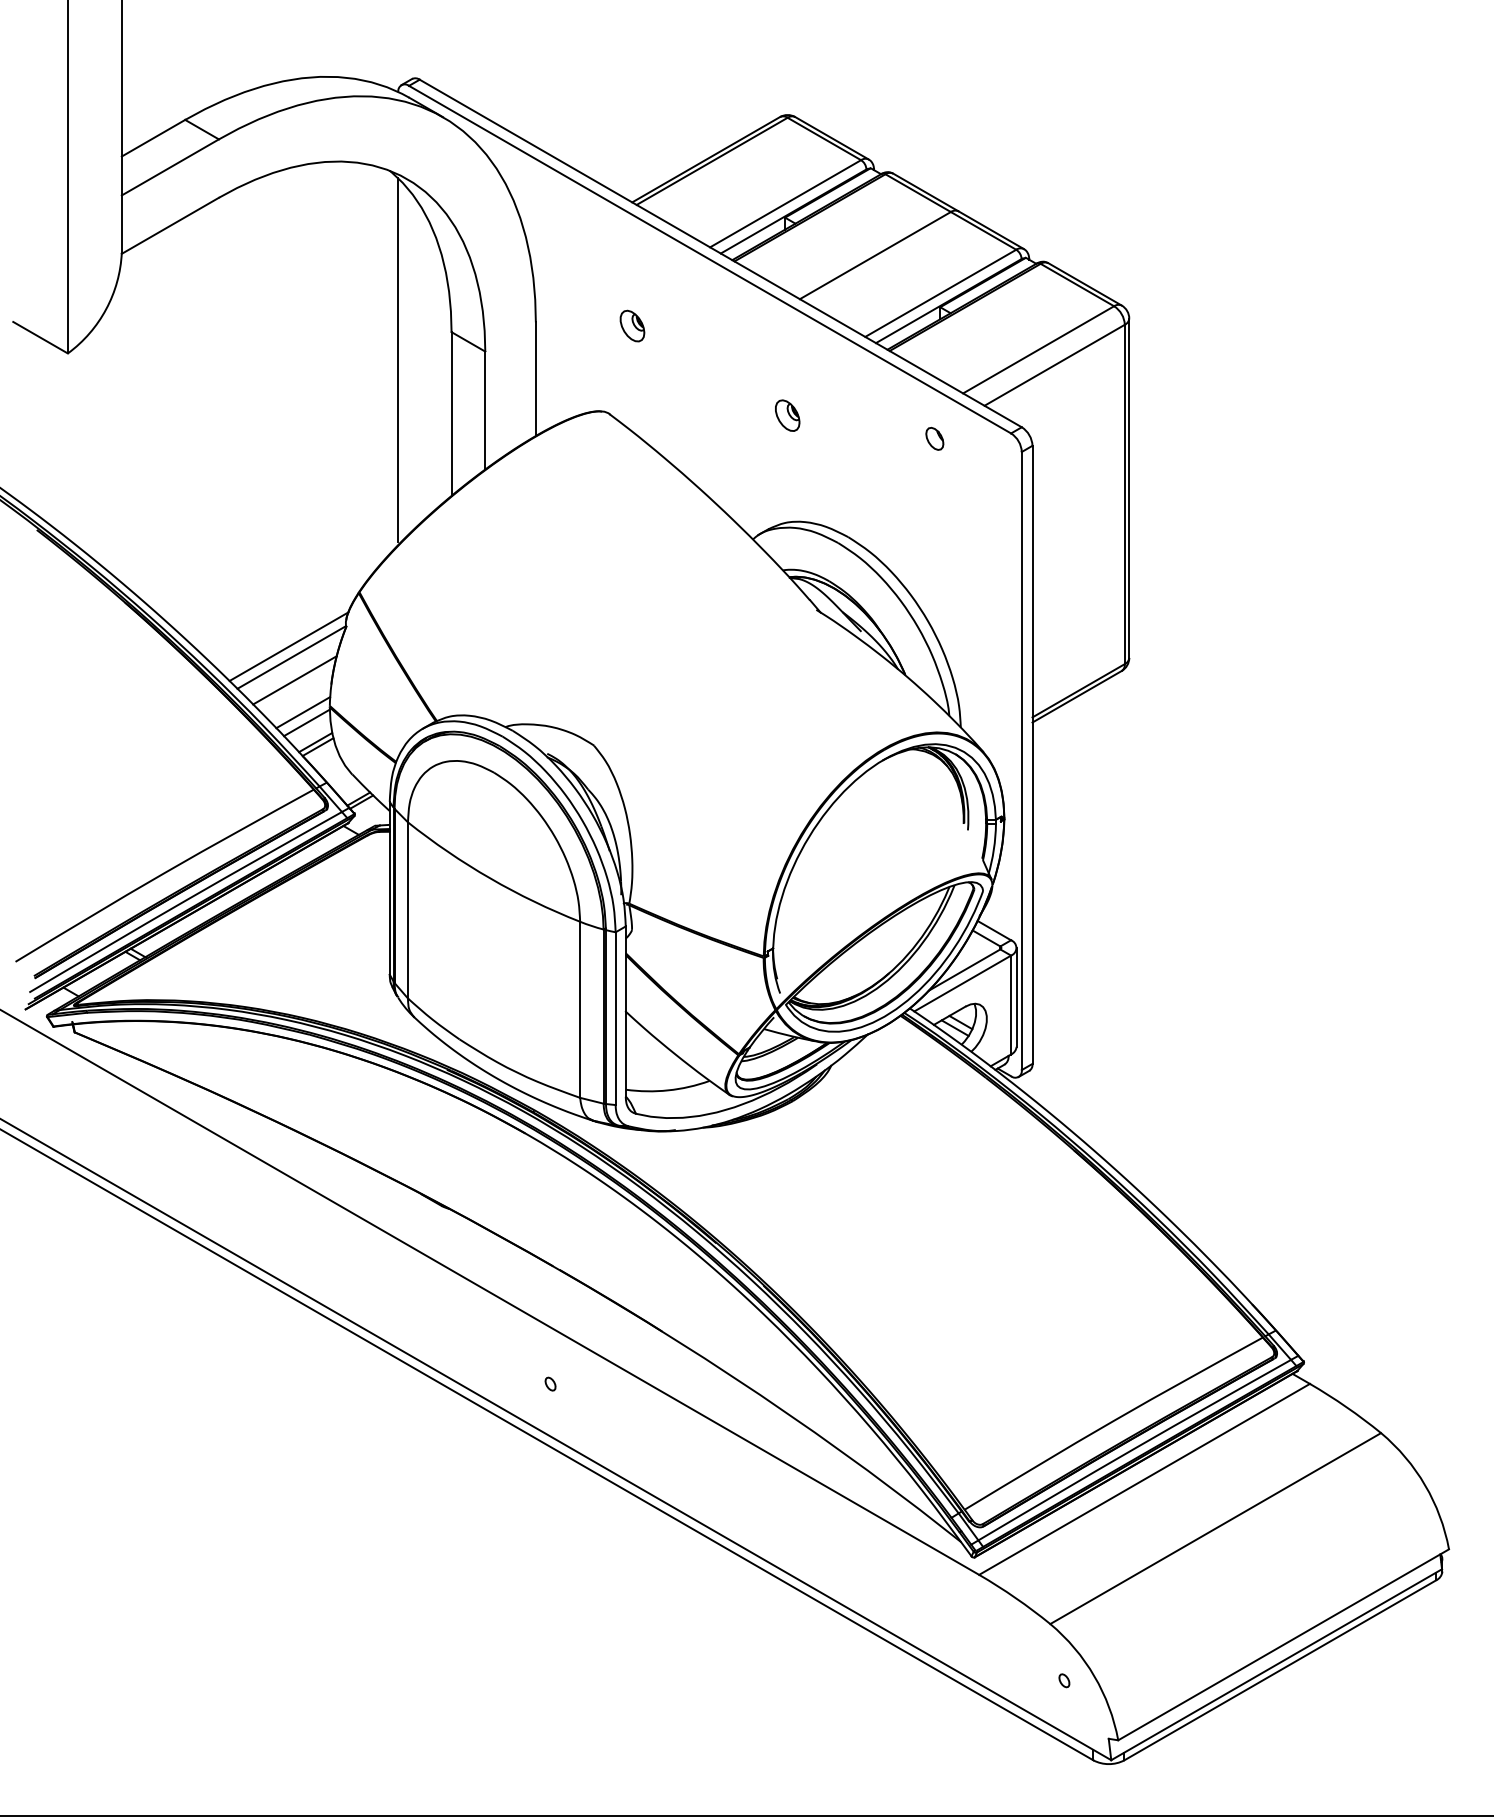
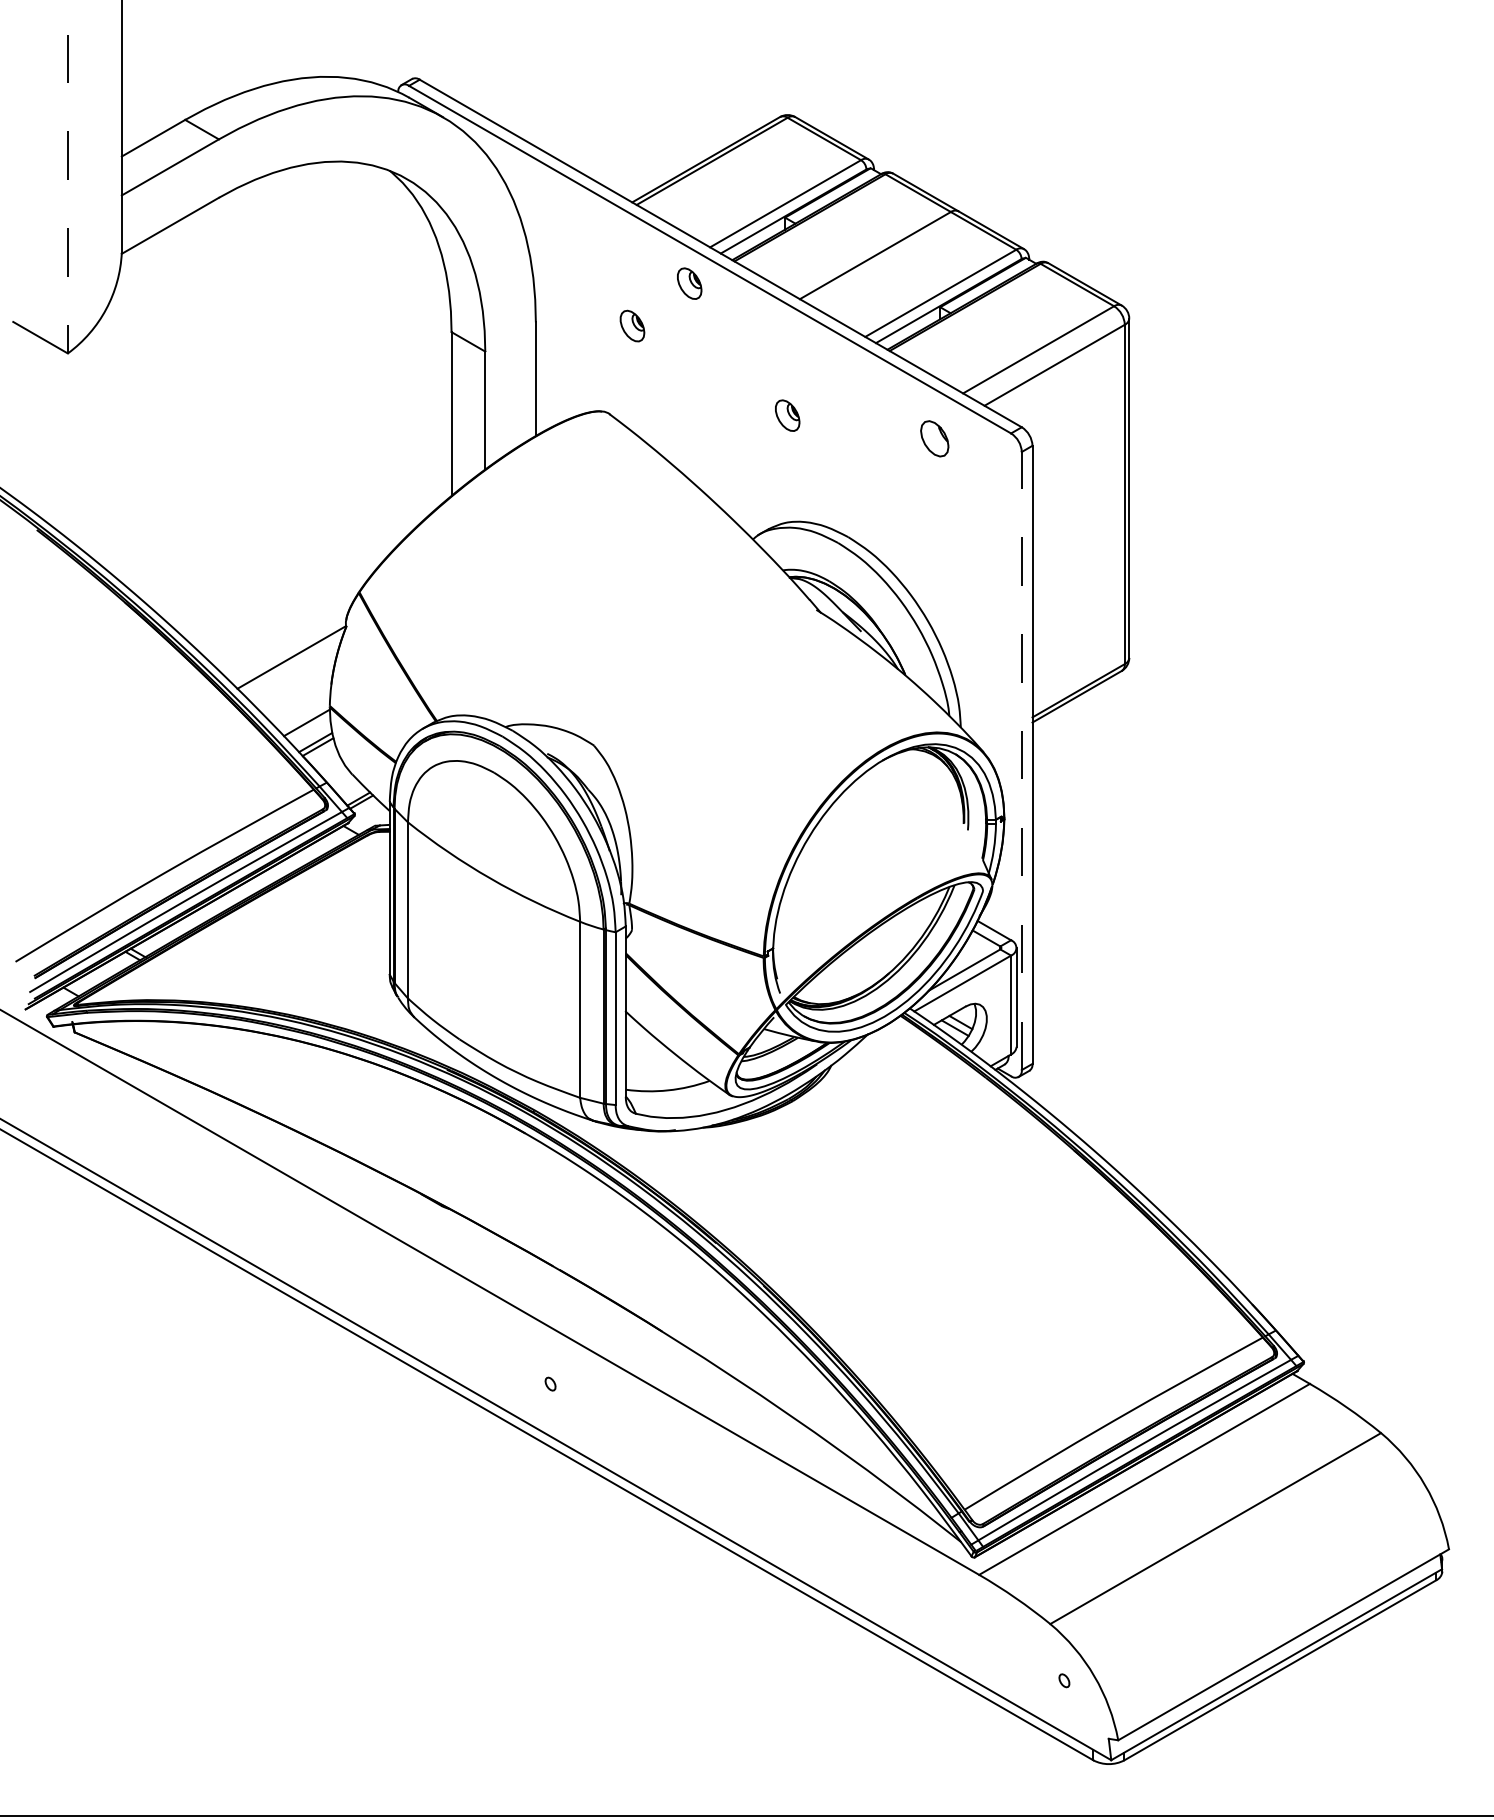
line: solid -> dashed (67, 177)
part: none -> present (689, 283)
line: present -> none (398, 359)
part size: 20x24 px -> 30x38 px (934, 438)
line: present -> none (288, 646)
line: present -> none (294, 680)
line: present -> none (303, 712)
line: solid -> dashed (1021, 760)
